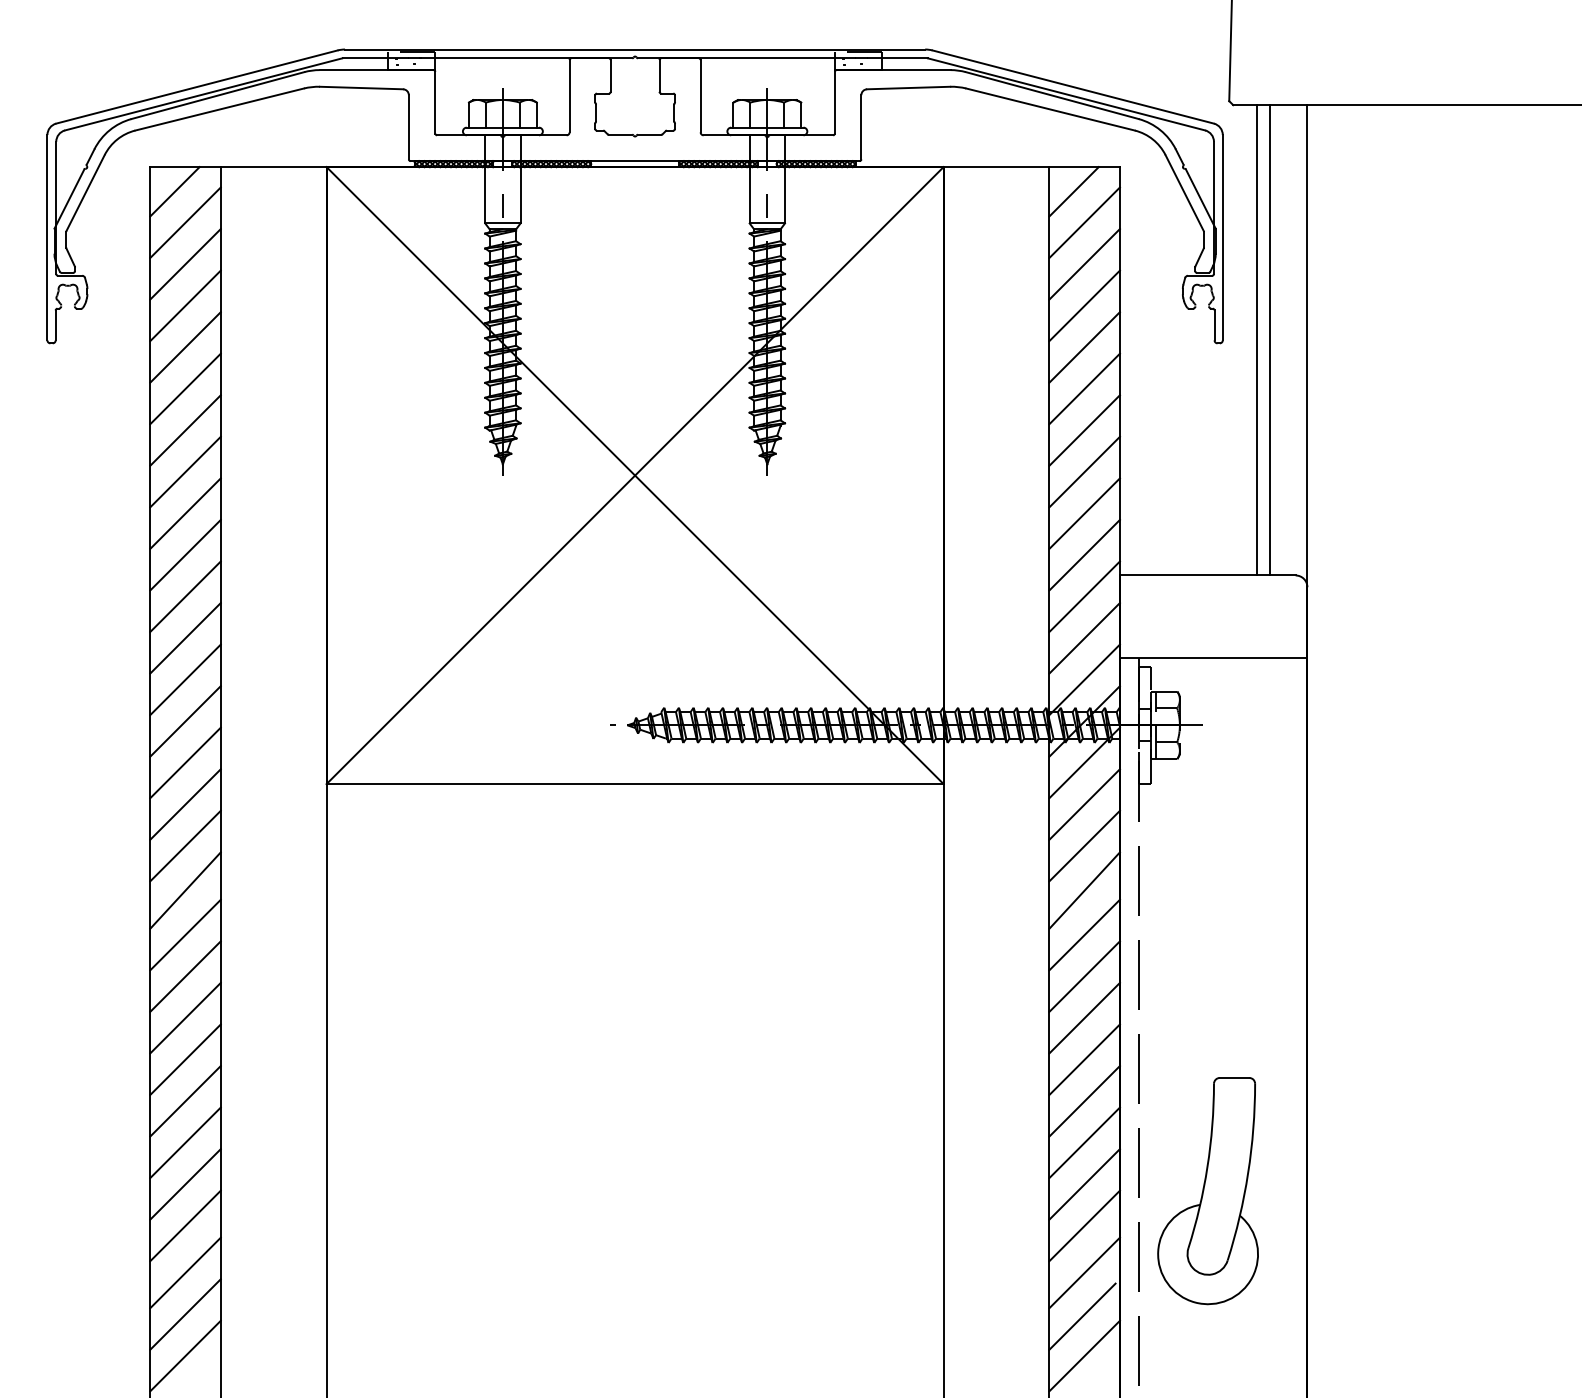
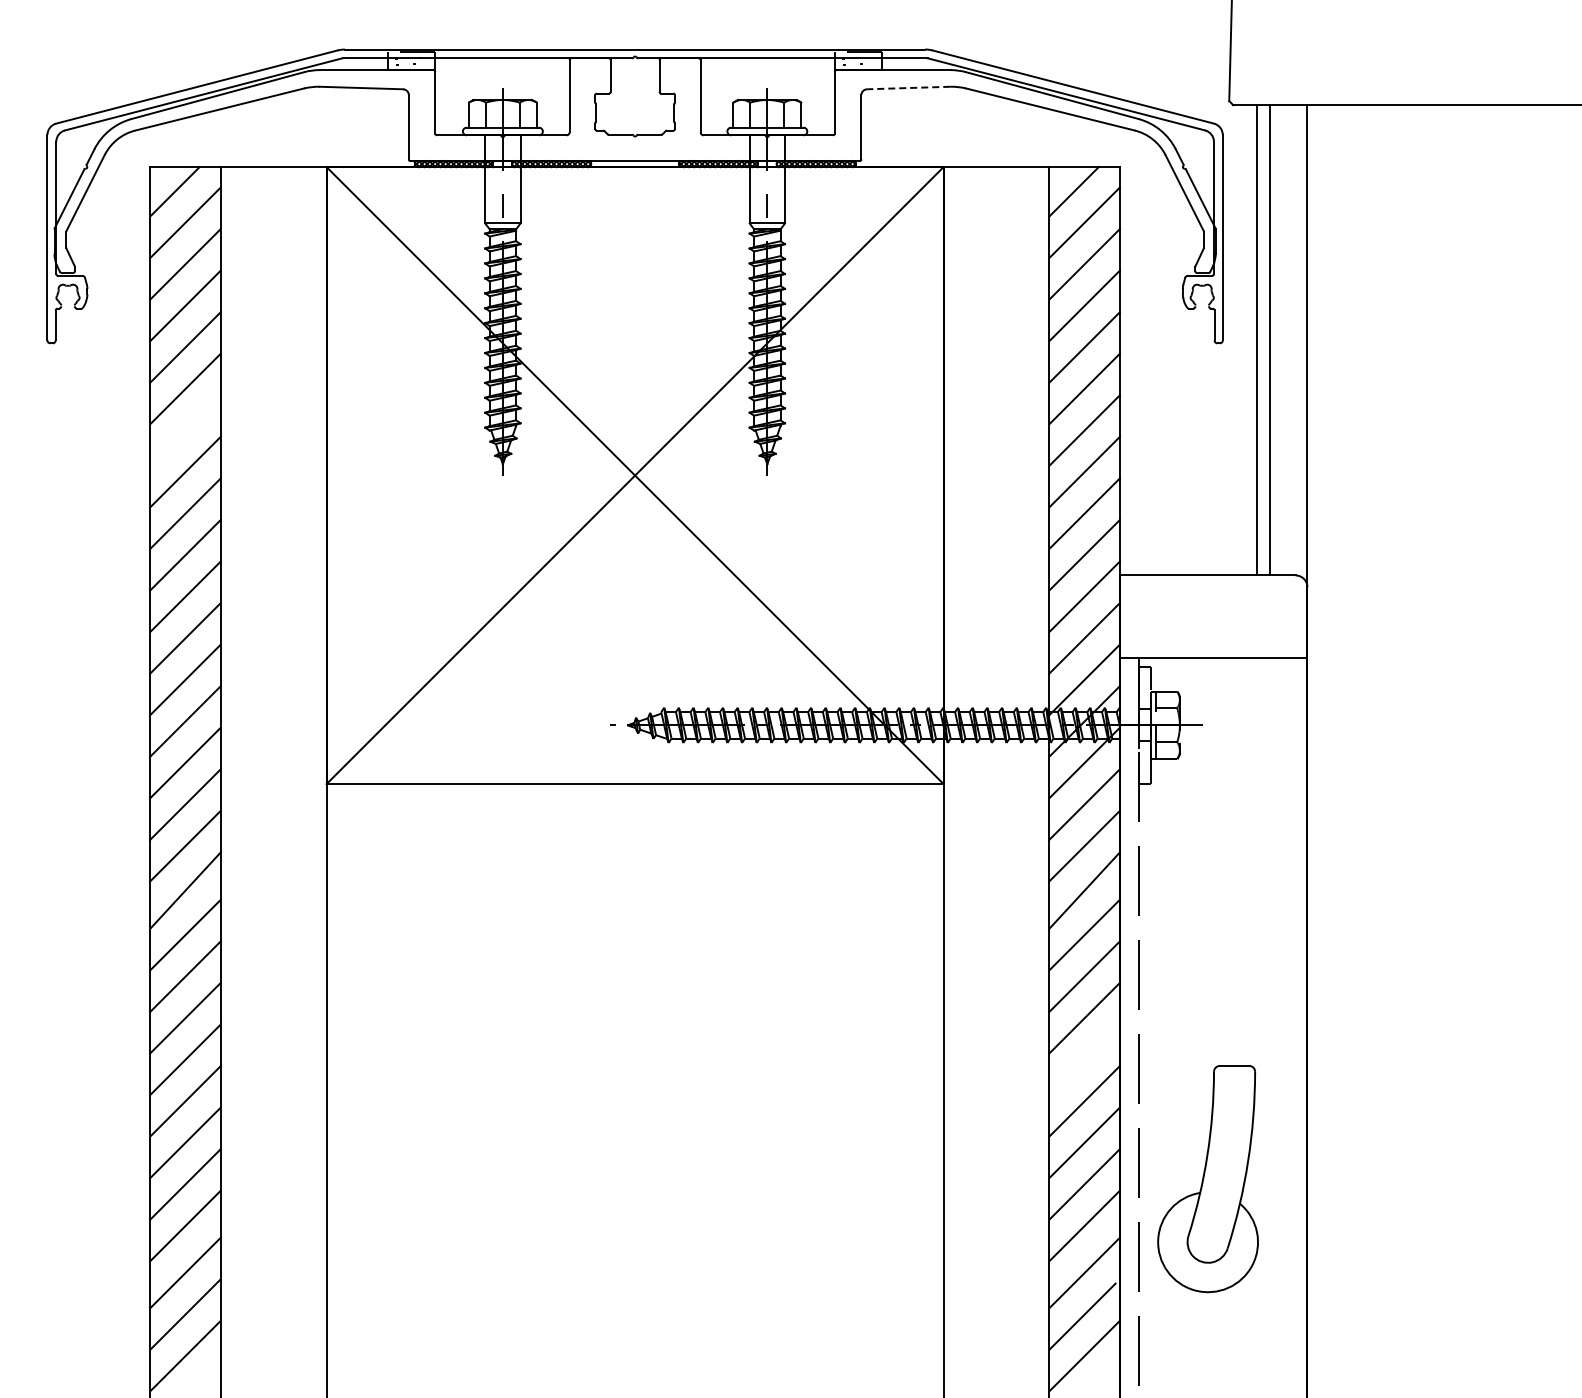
line: solid -> dashed (908, 88)
line: present -> none (185, 430)
line: present -> none (1084, 1059)
part position: (1207, 1191) -> (1207, 1179) (1207, 1179)
